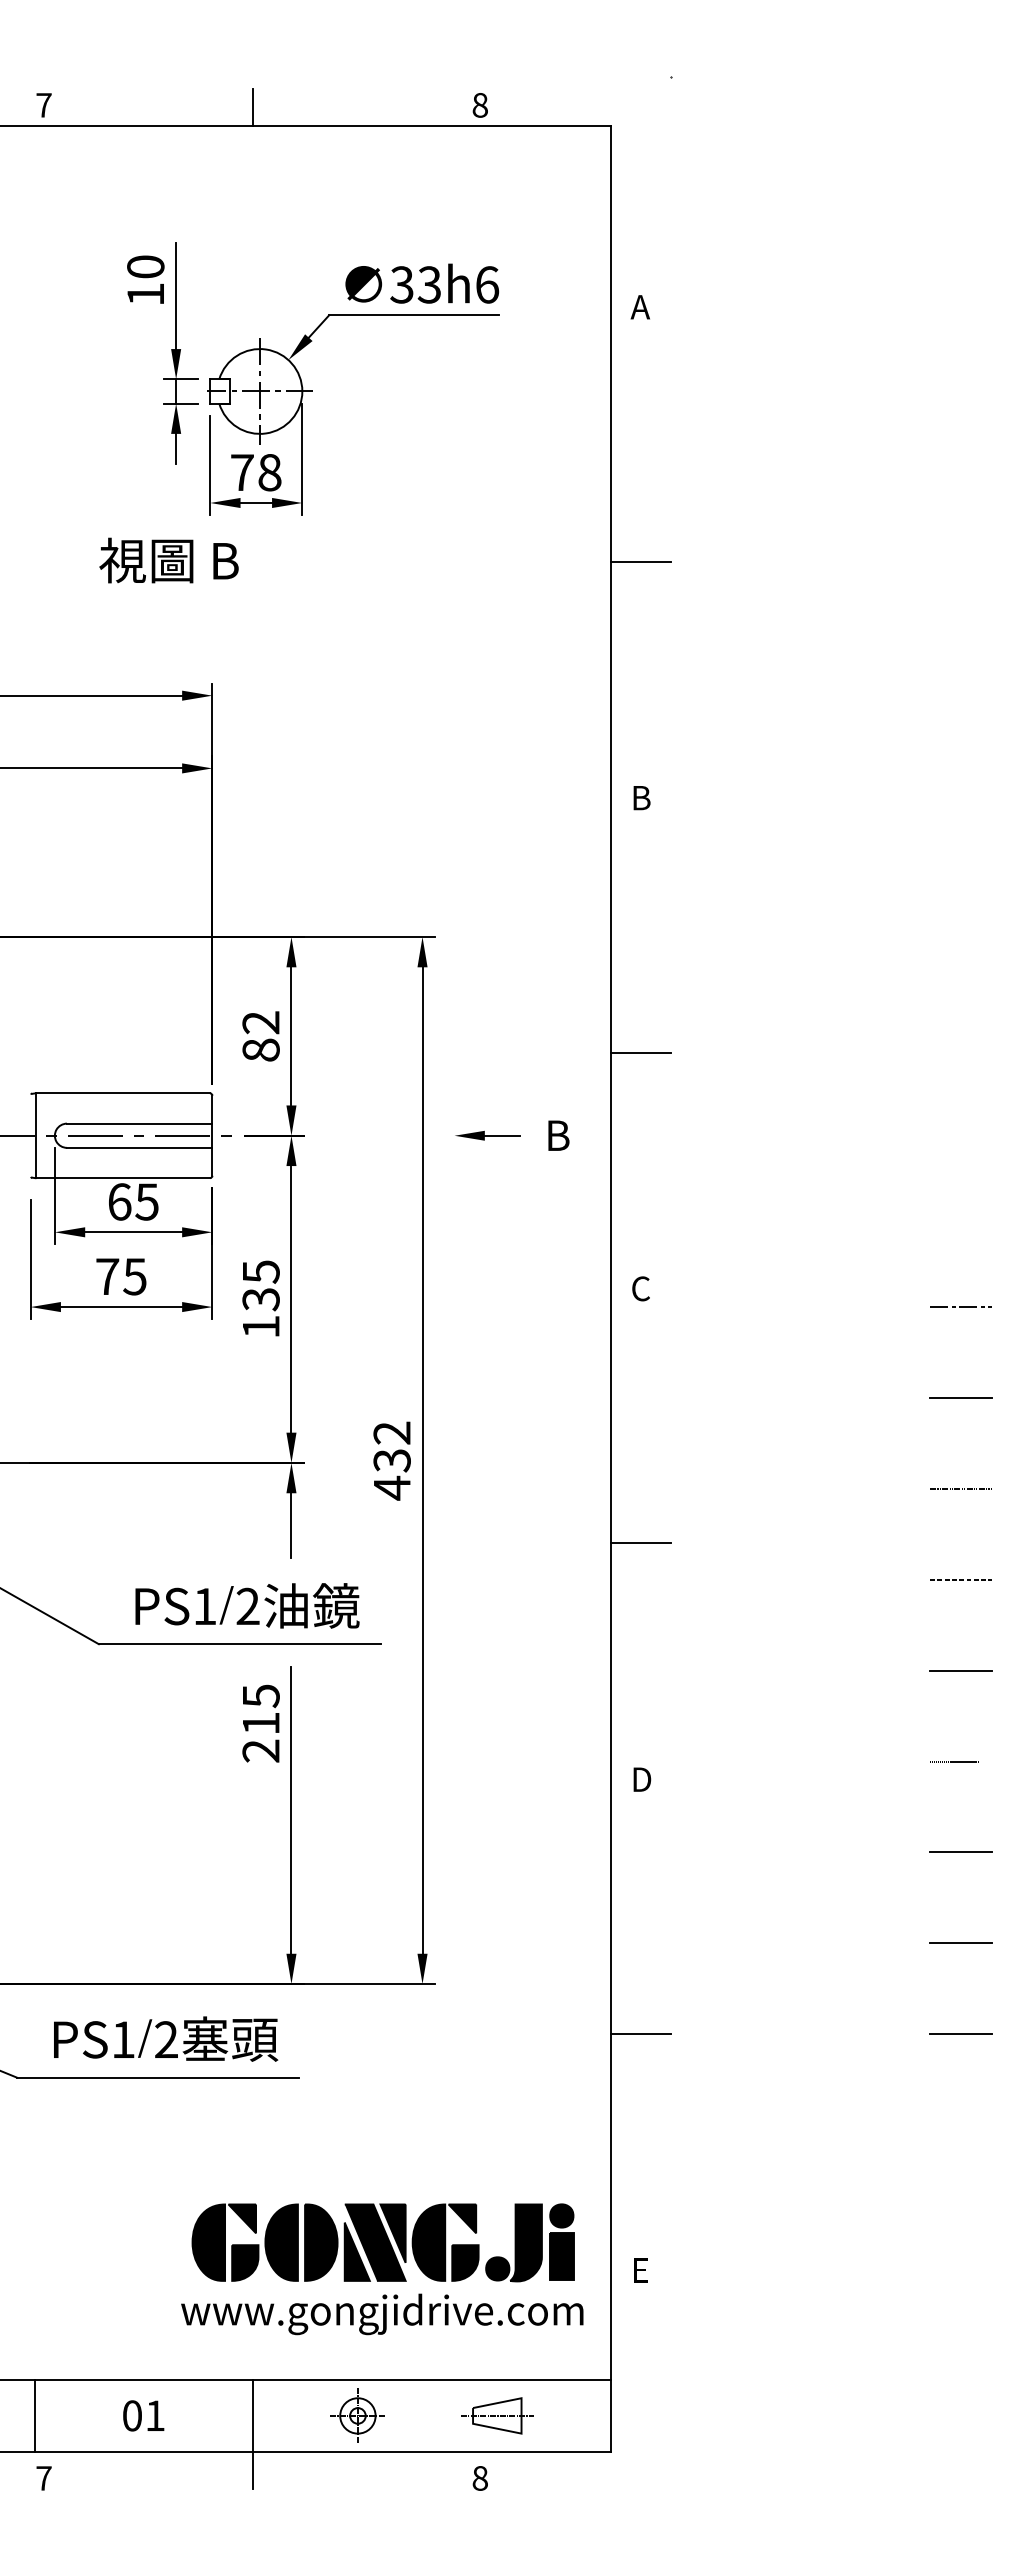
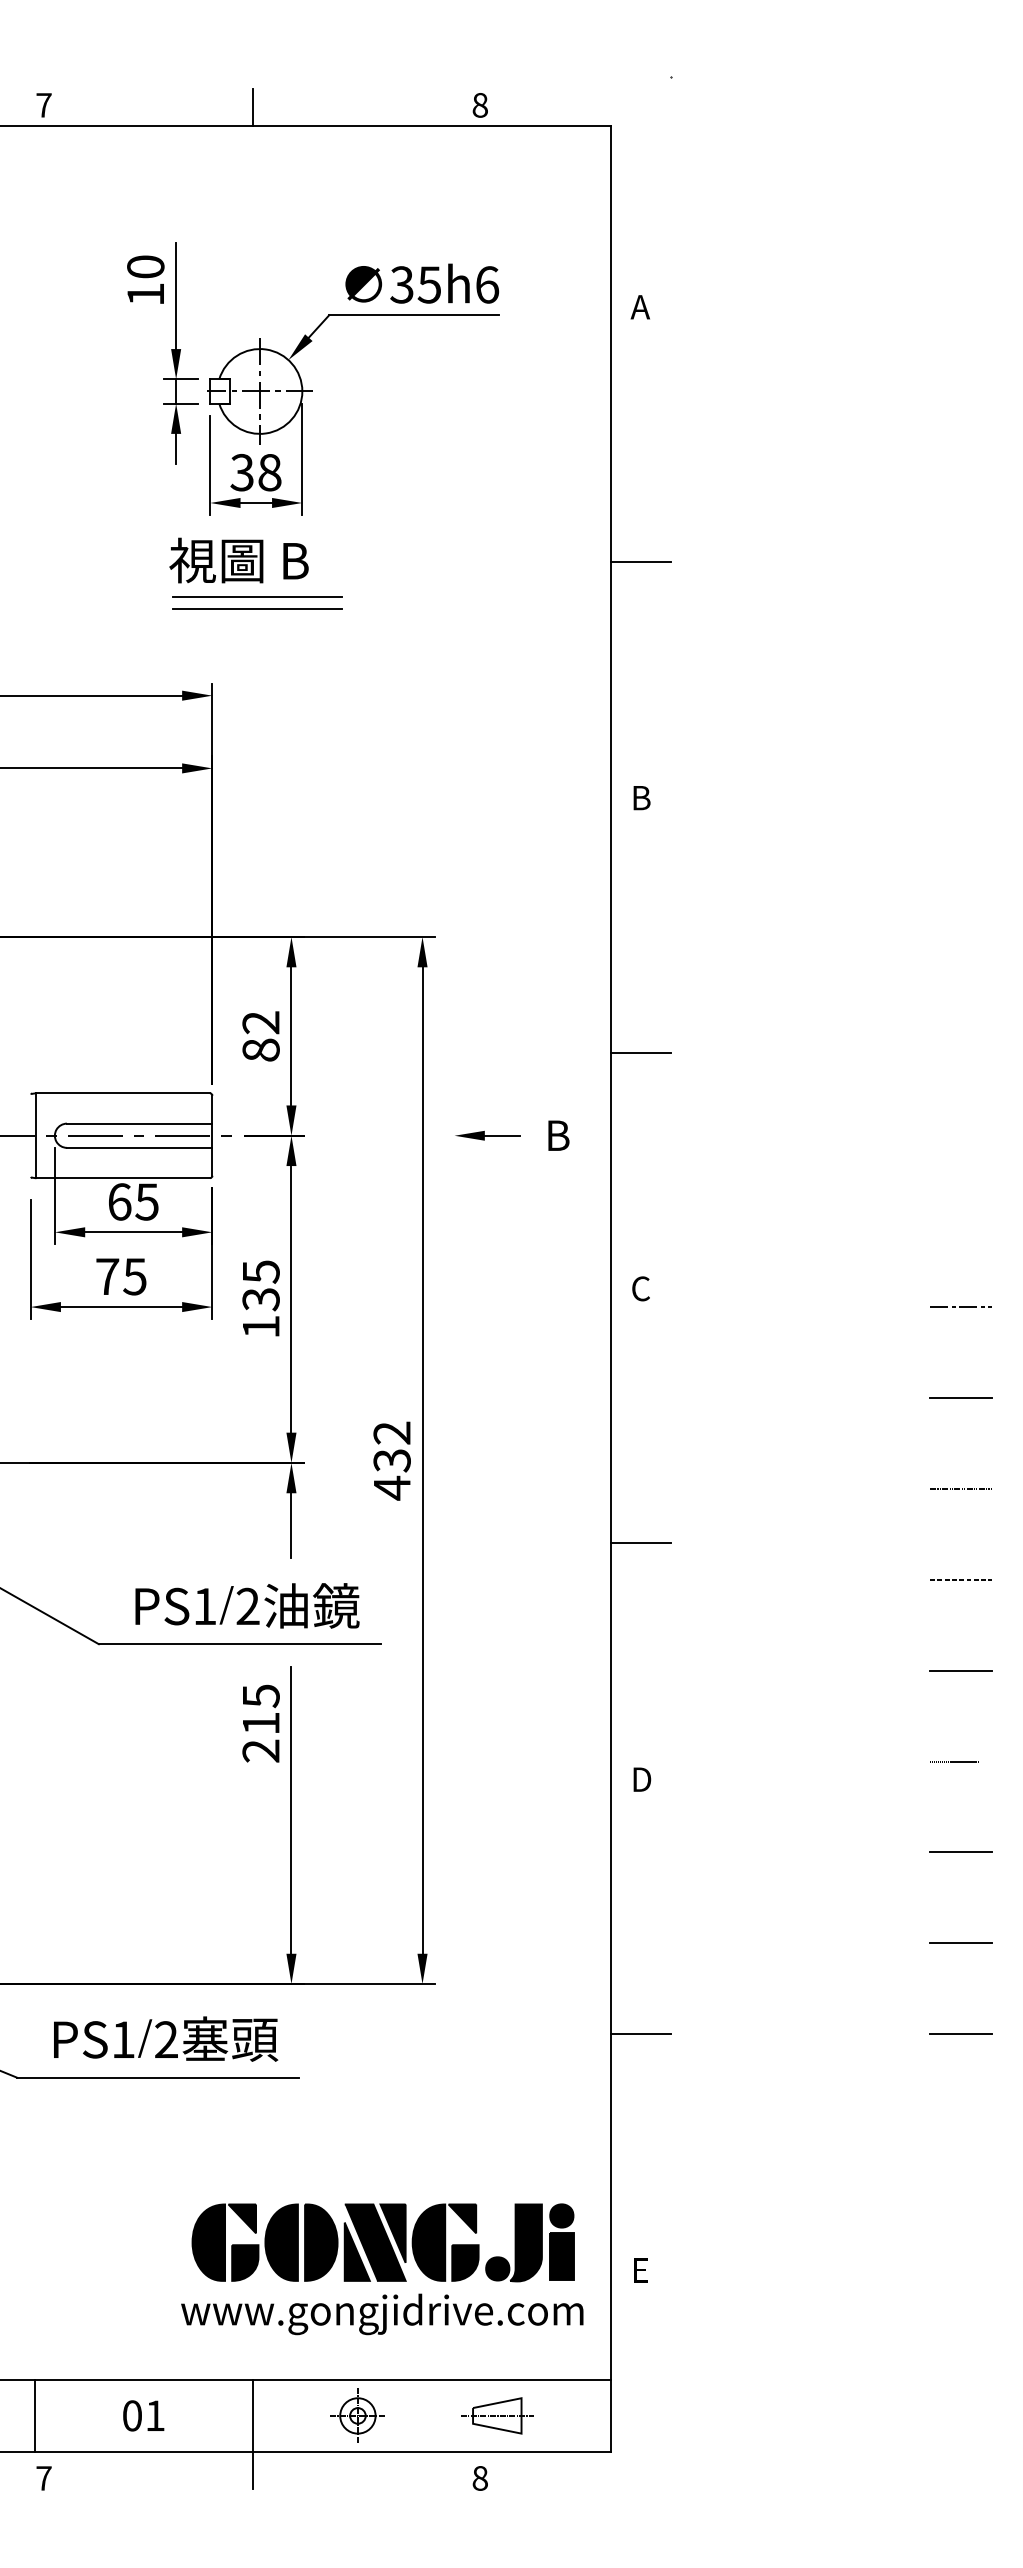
text: 33h6 -> 35h6 (428, 284)
text: 78 -> 38 (241, 472)
text position: (168, 560) -> (238, 560) (238, 560)
line: none -> present (257, 597)
line: none -> present (257, 609)
